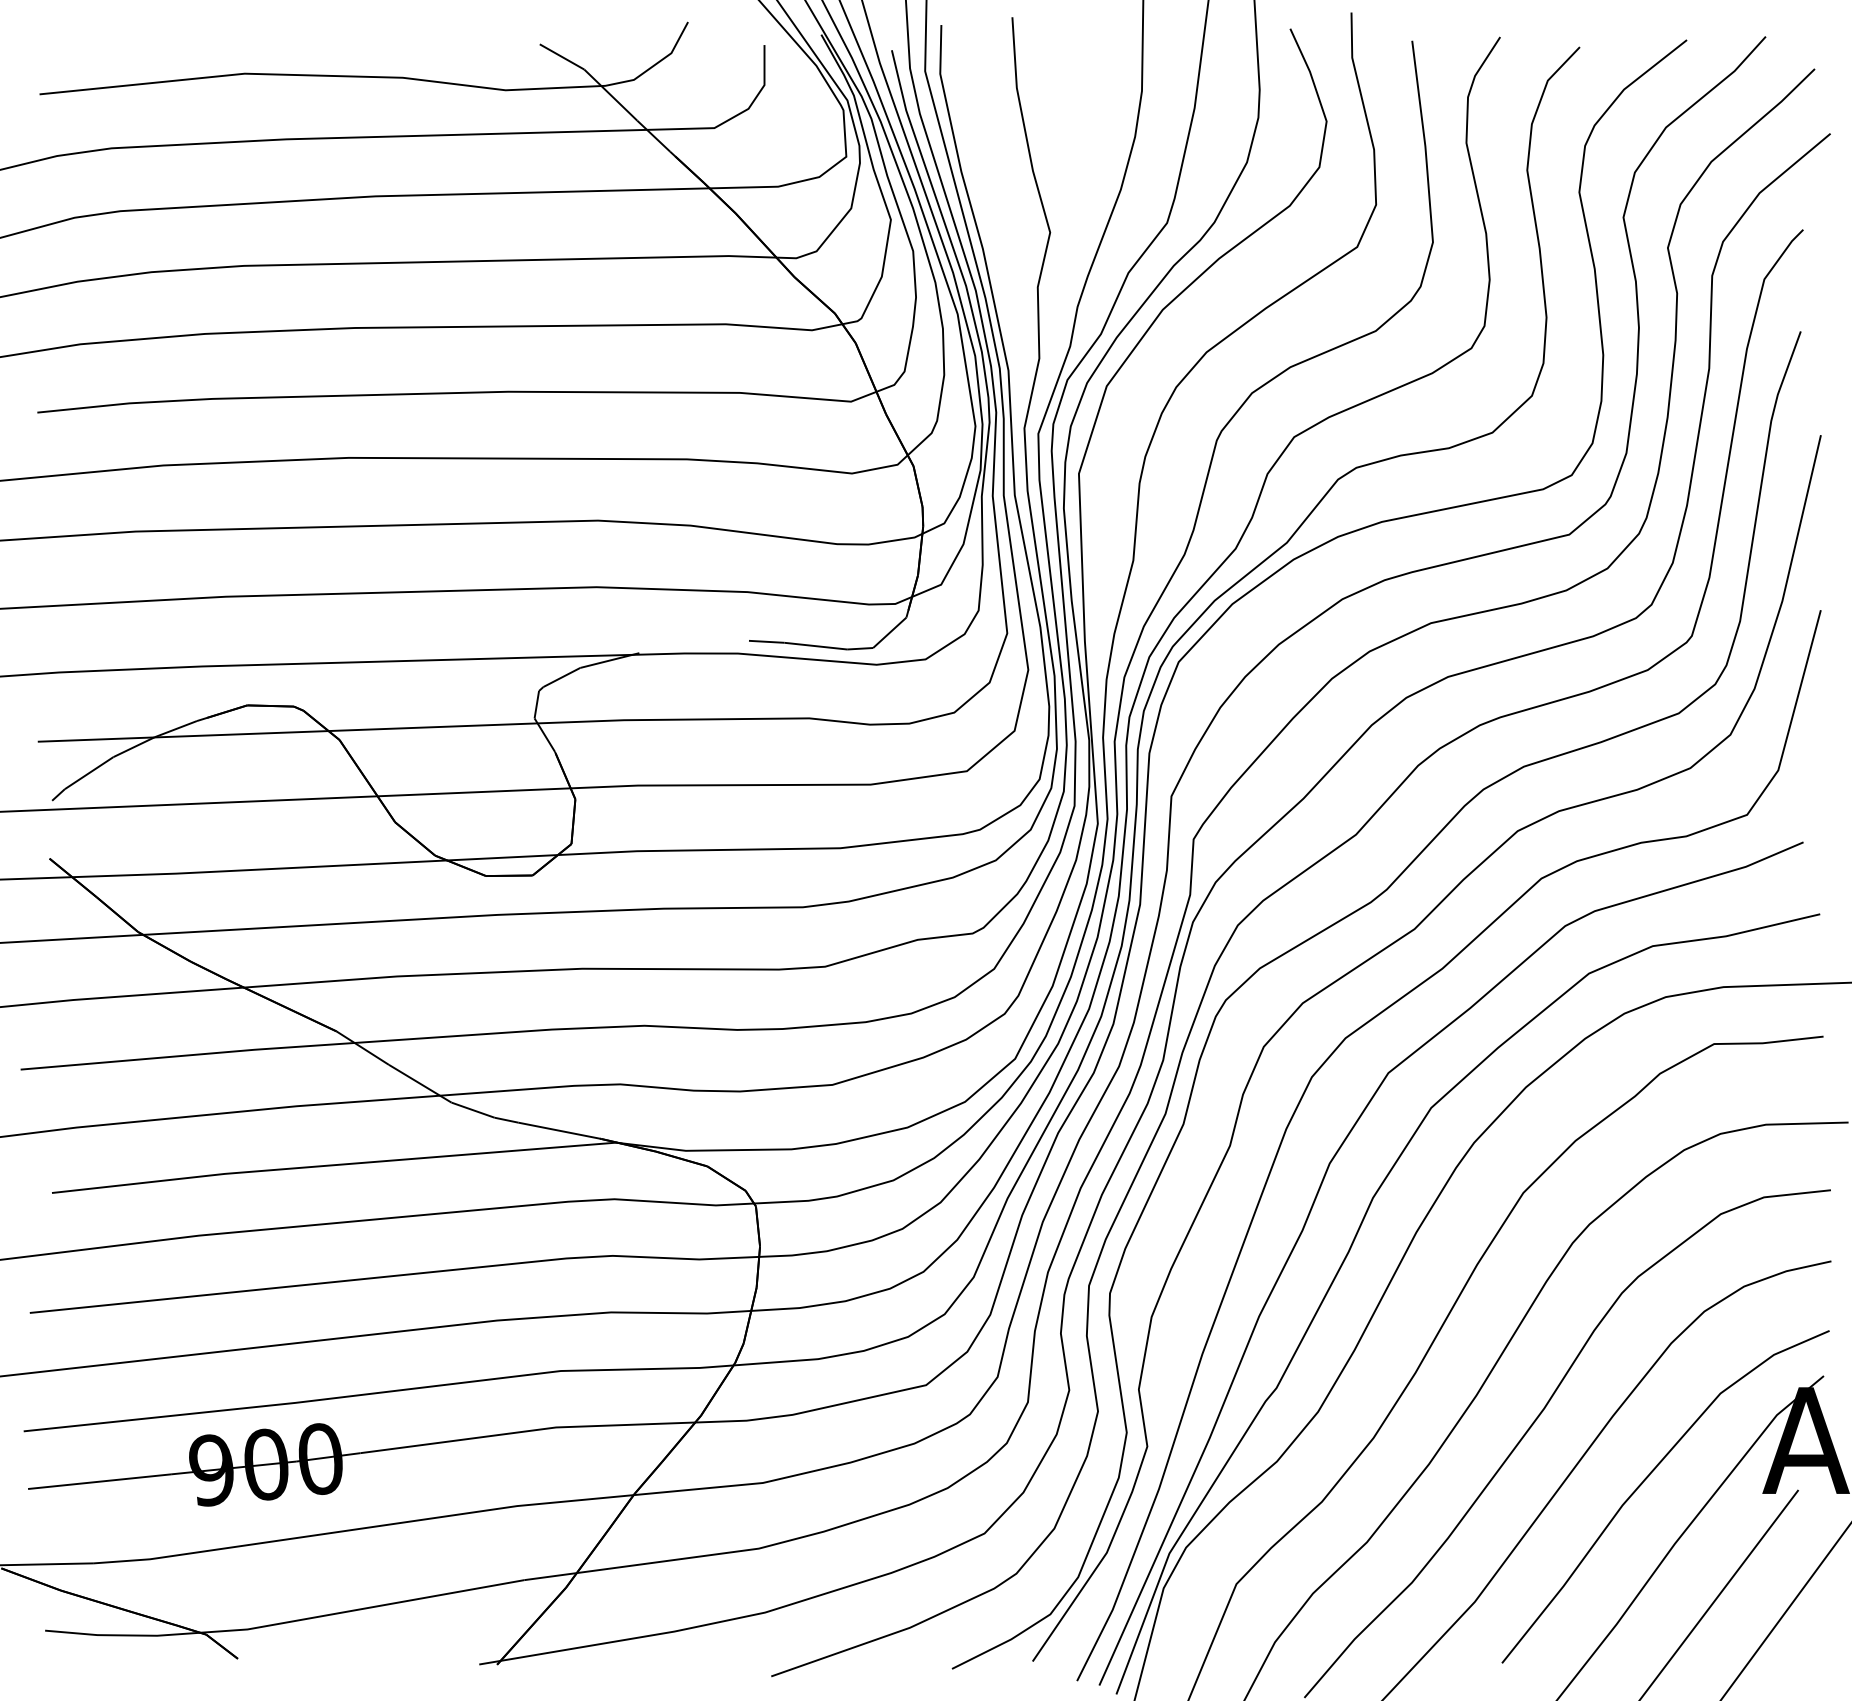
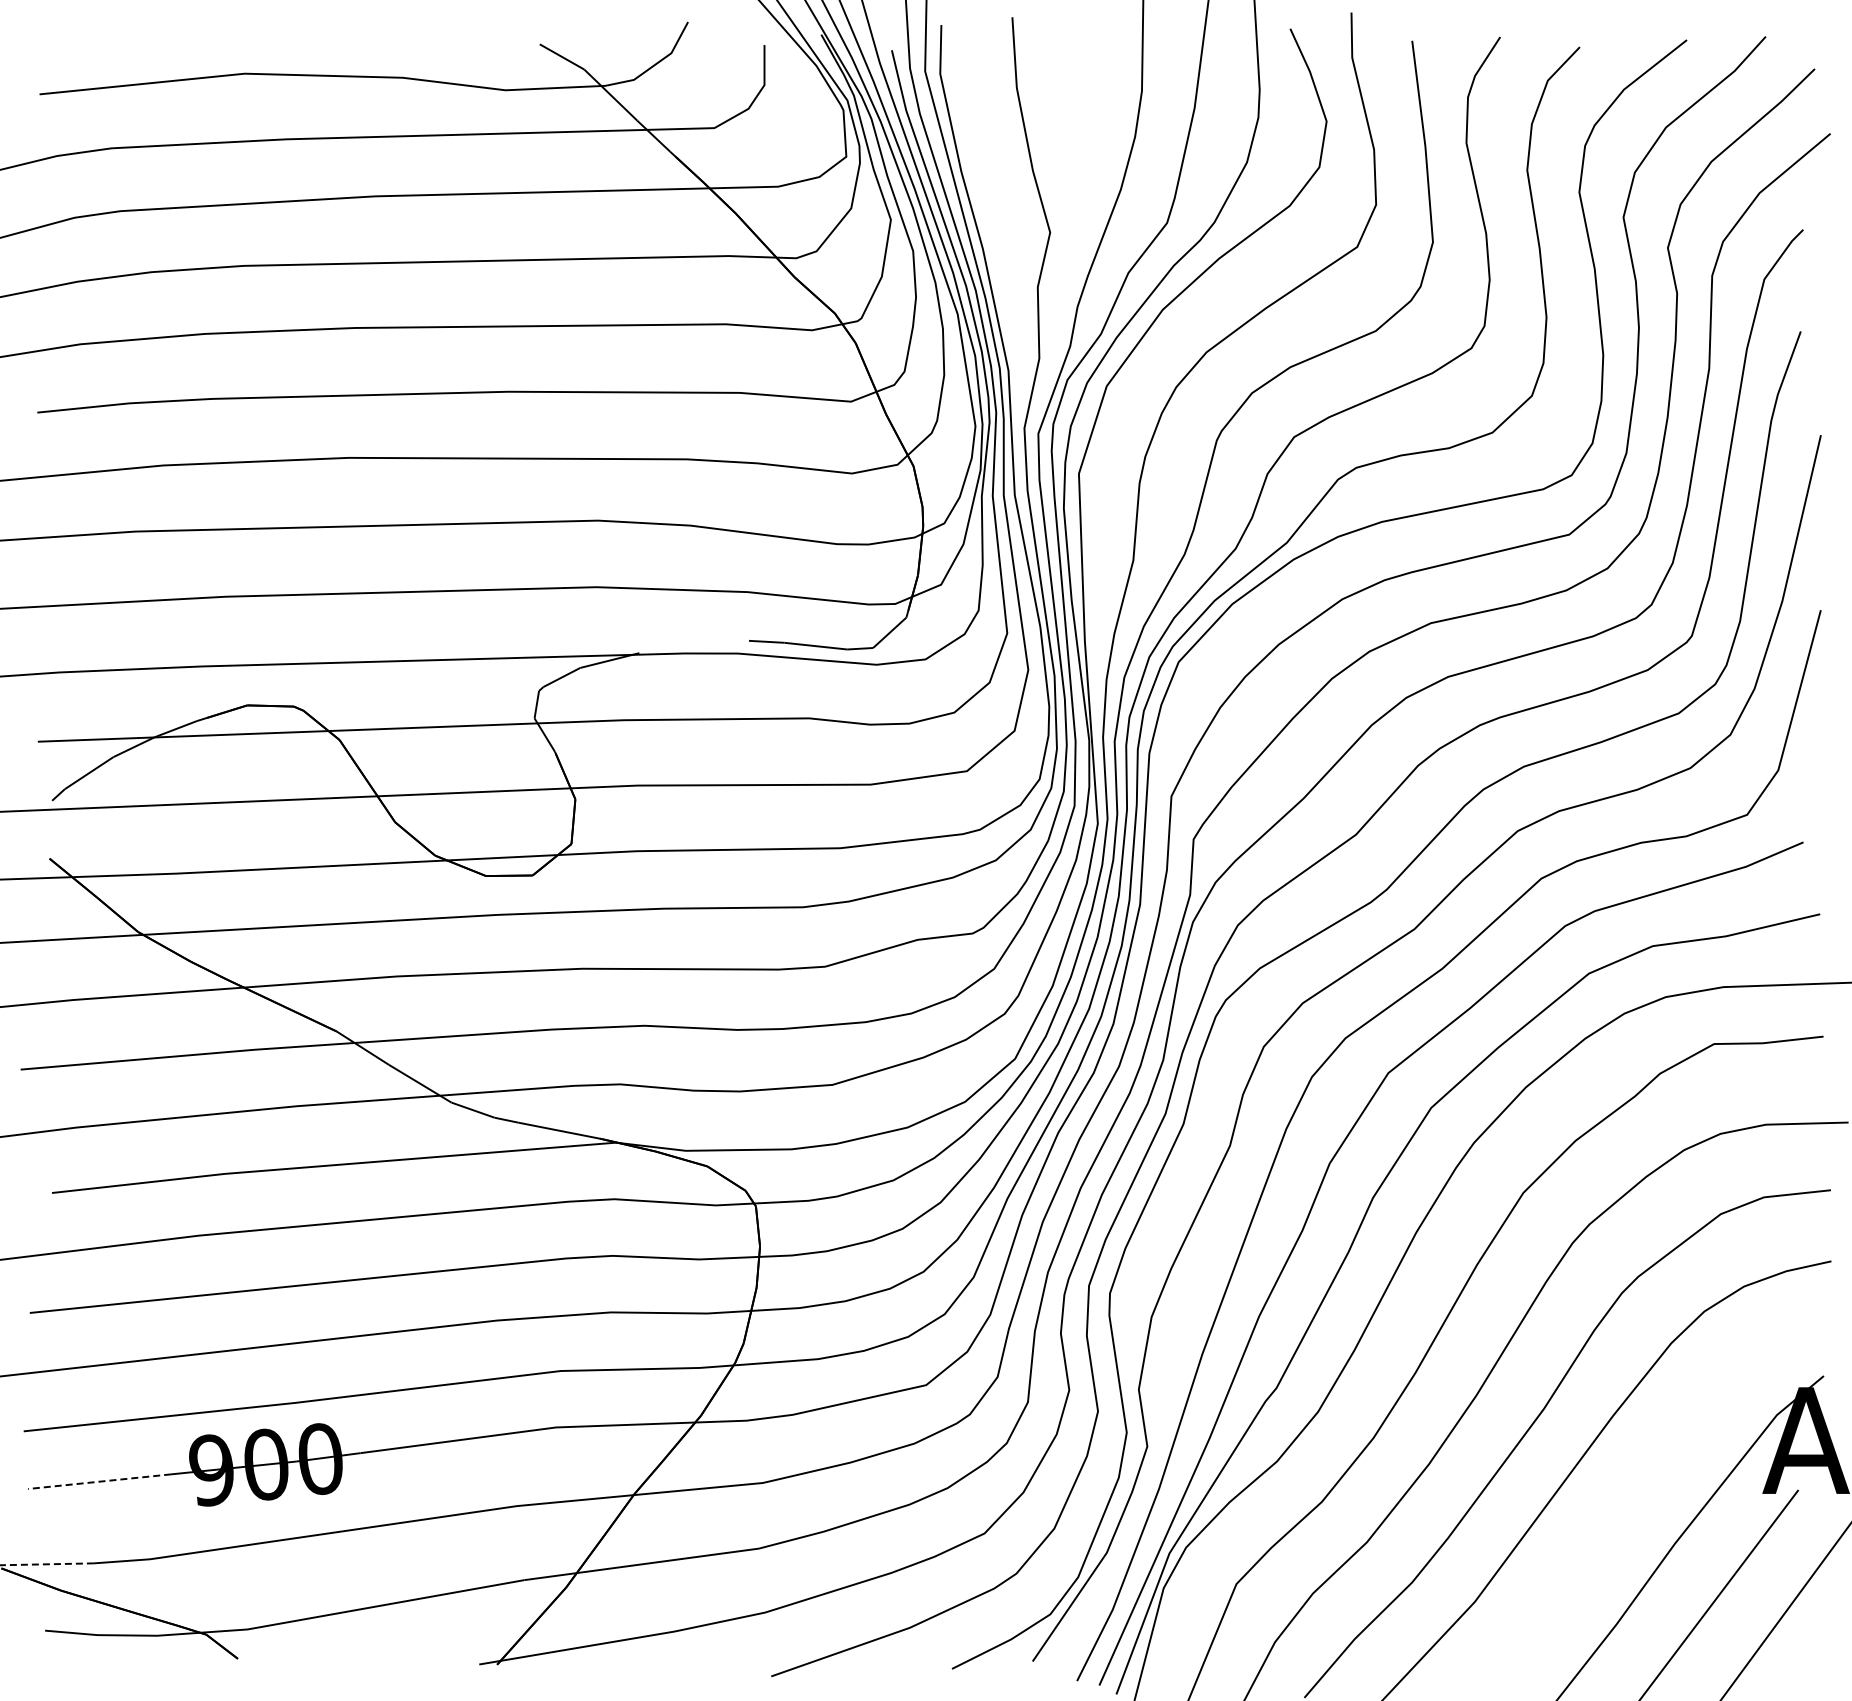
curve: present -> none (1647, 1478)
line: solid -> dashed (99, 1481)
line: solid -> dashed (46, 1564)
